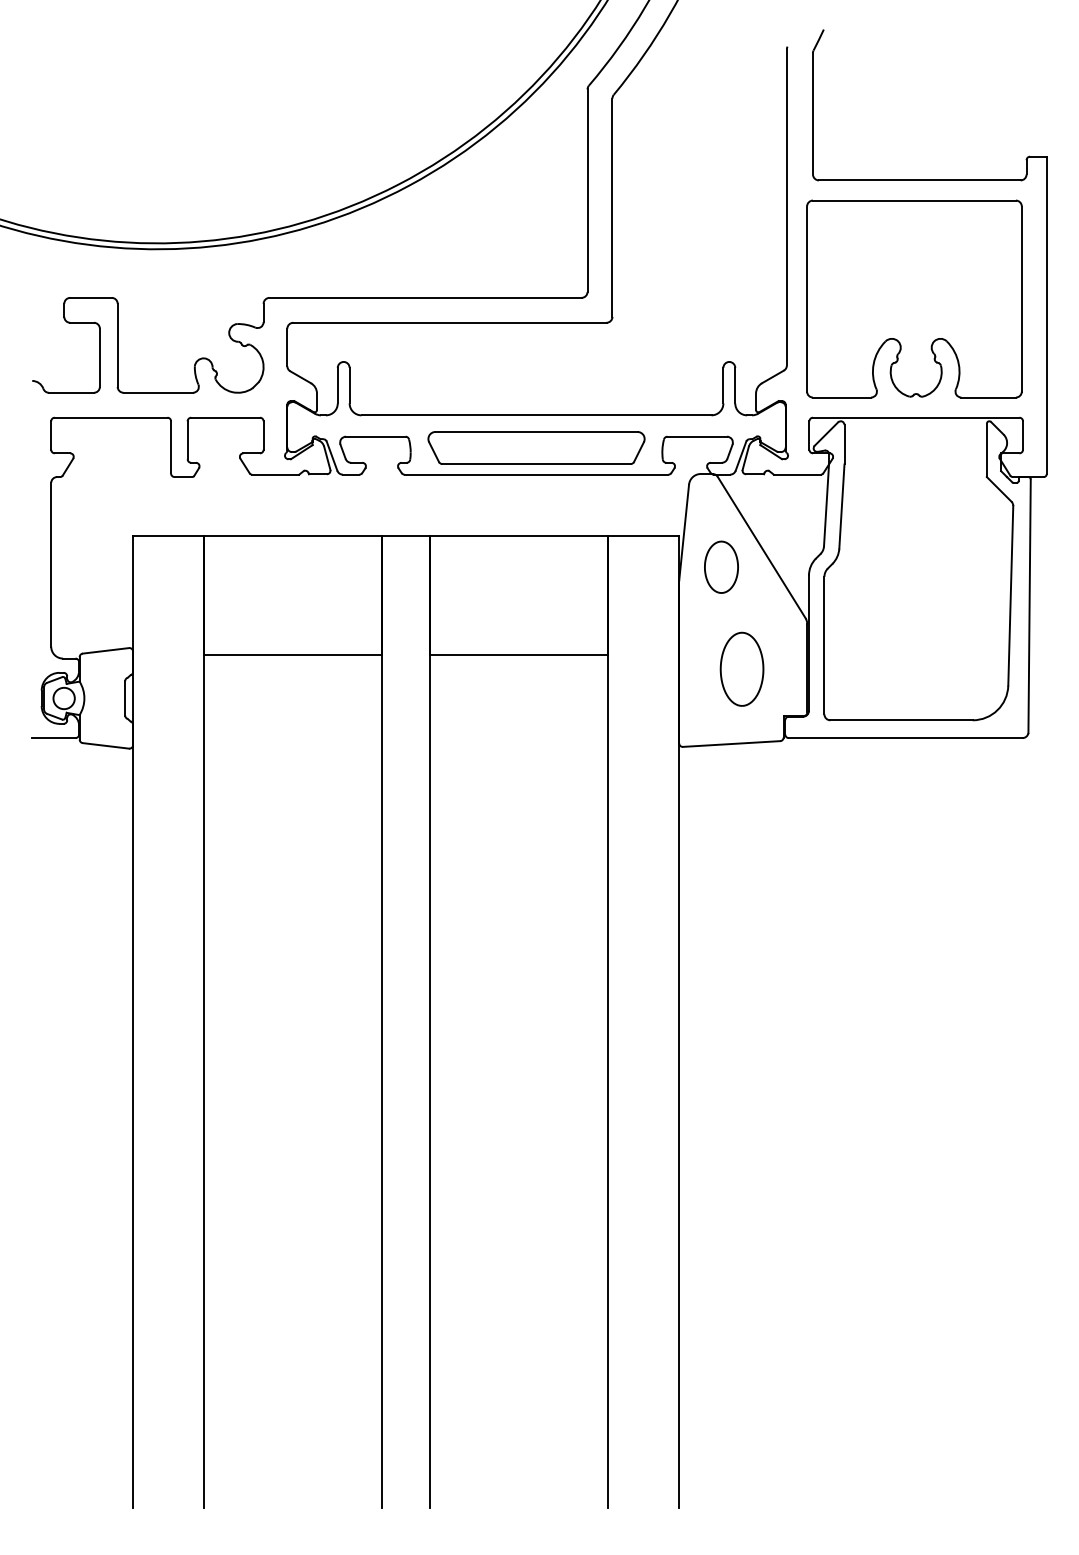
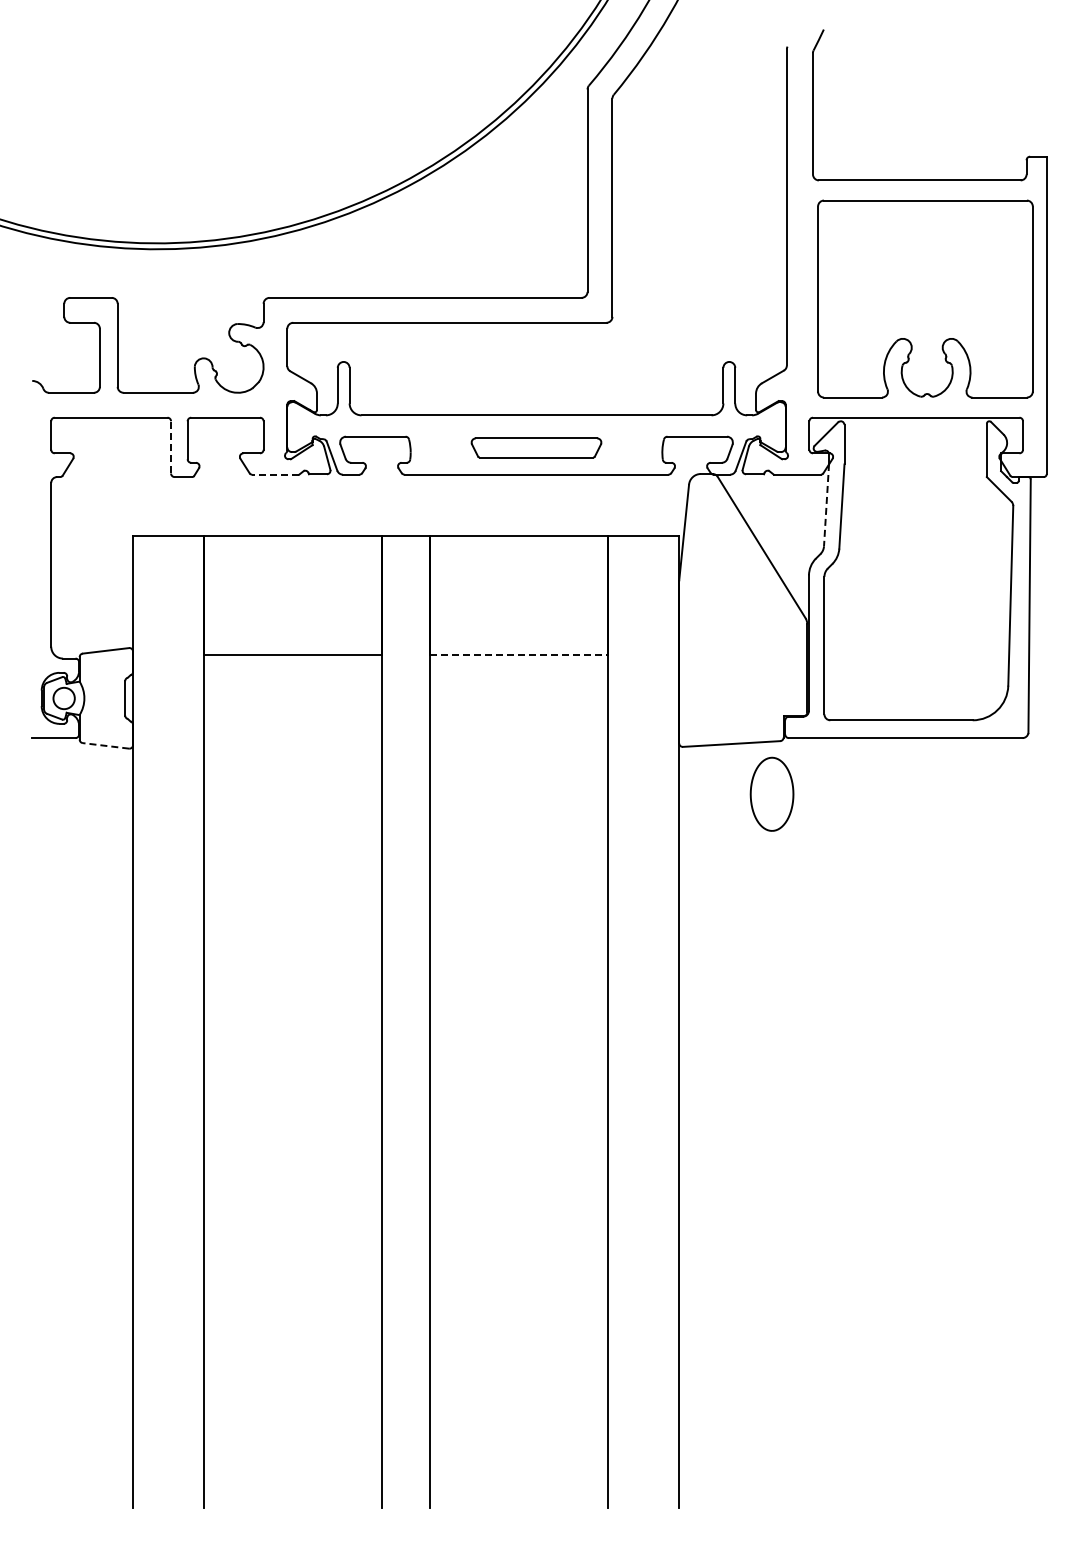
part position: (914, 298) -> (925, 298) (925, 298)
line: solid -> dashed (171, 446)
part size: 219x34 px -> 133x22 px (536, 447)
line: solid -> dashed (275, 474)
line: solid -> dashed (826, 505)
part: present -> none (721, 566)
line: solid -> dashed (518, 655)
part position: (741, 668) -> (771, 793) (771, 793)
line: solid -> dashed (105, 745)
